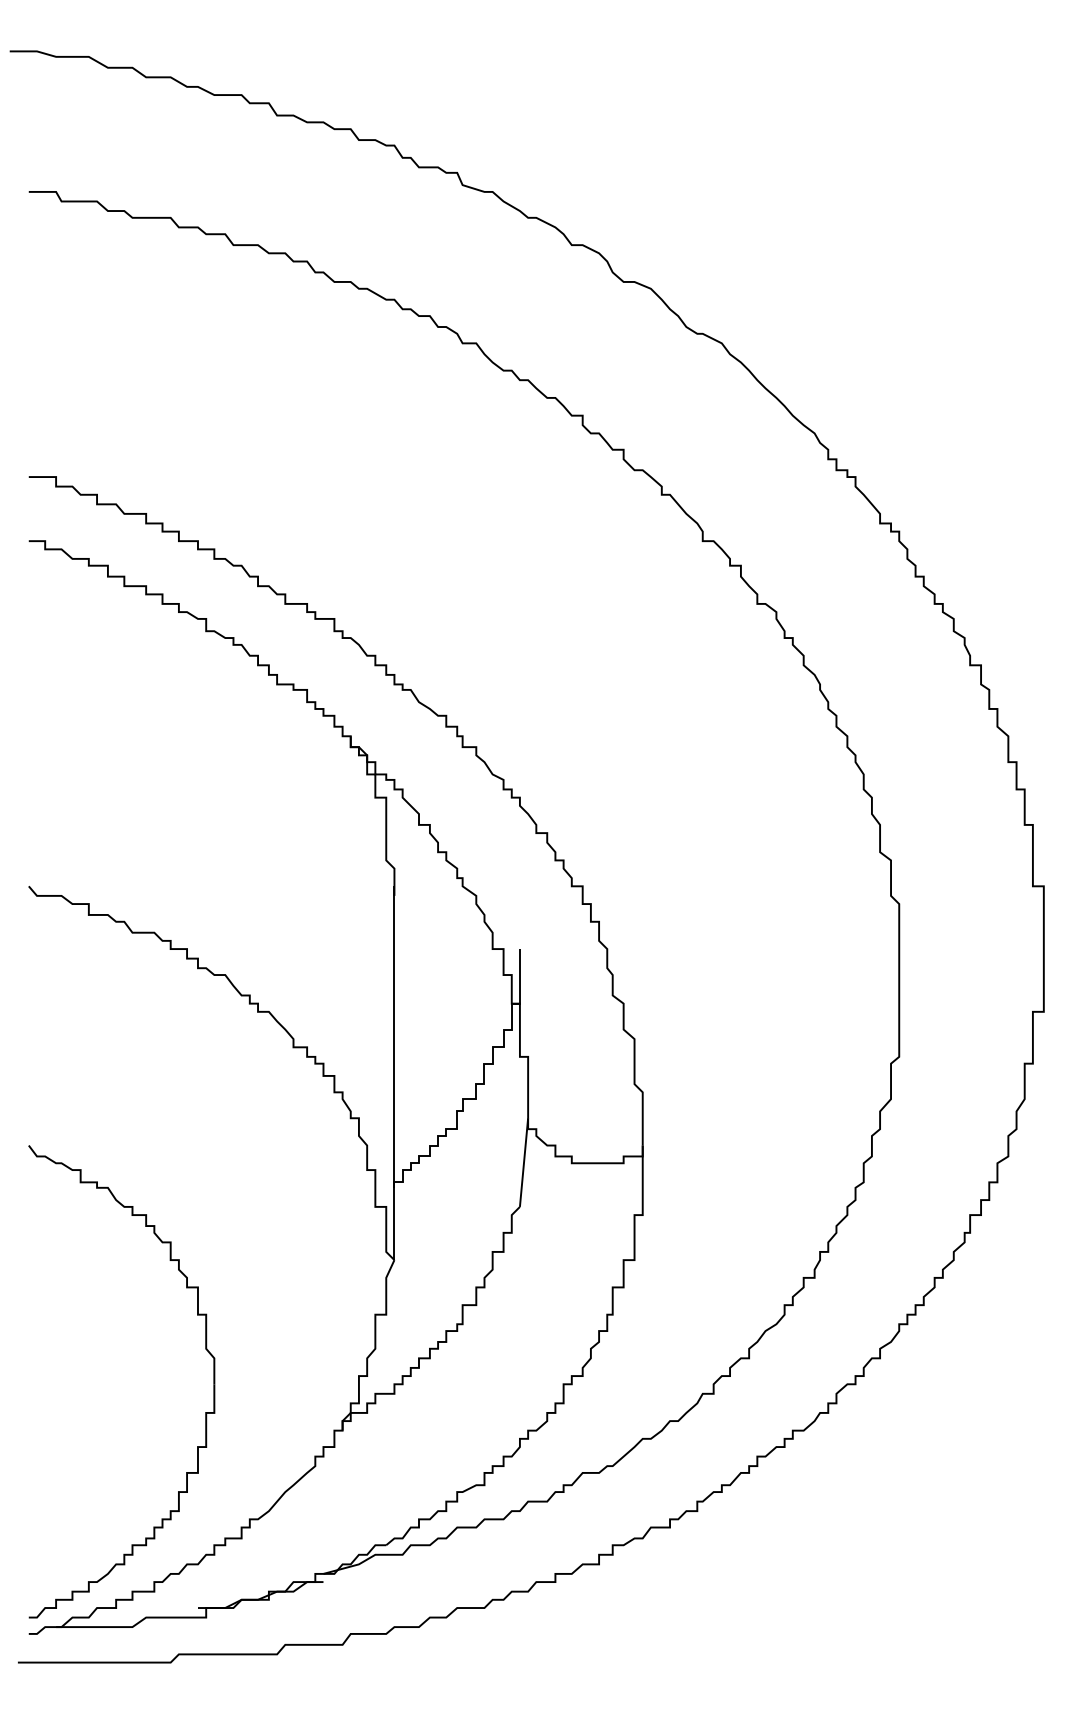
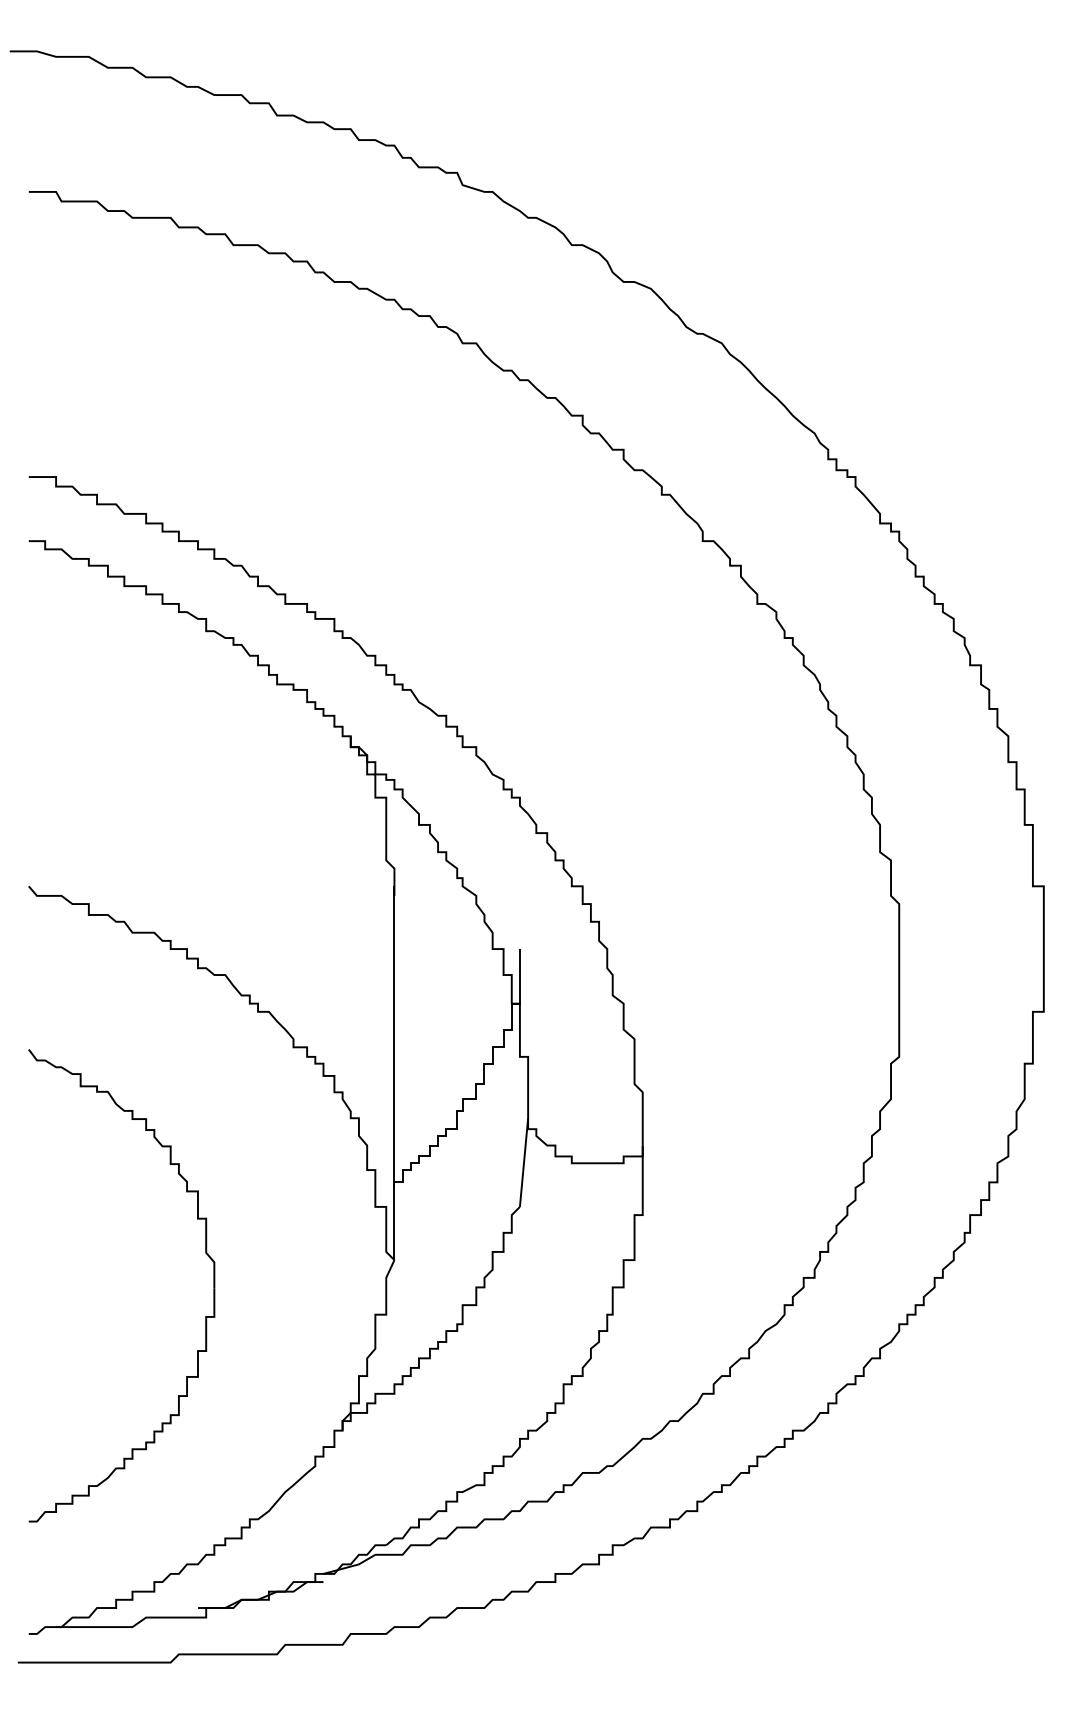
part position: (205, 1412) -> (205, 1316) (205, 1316)
